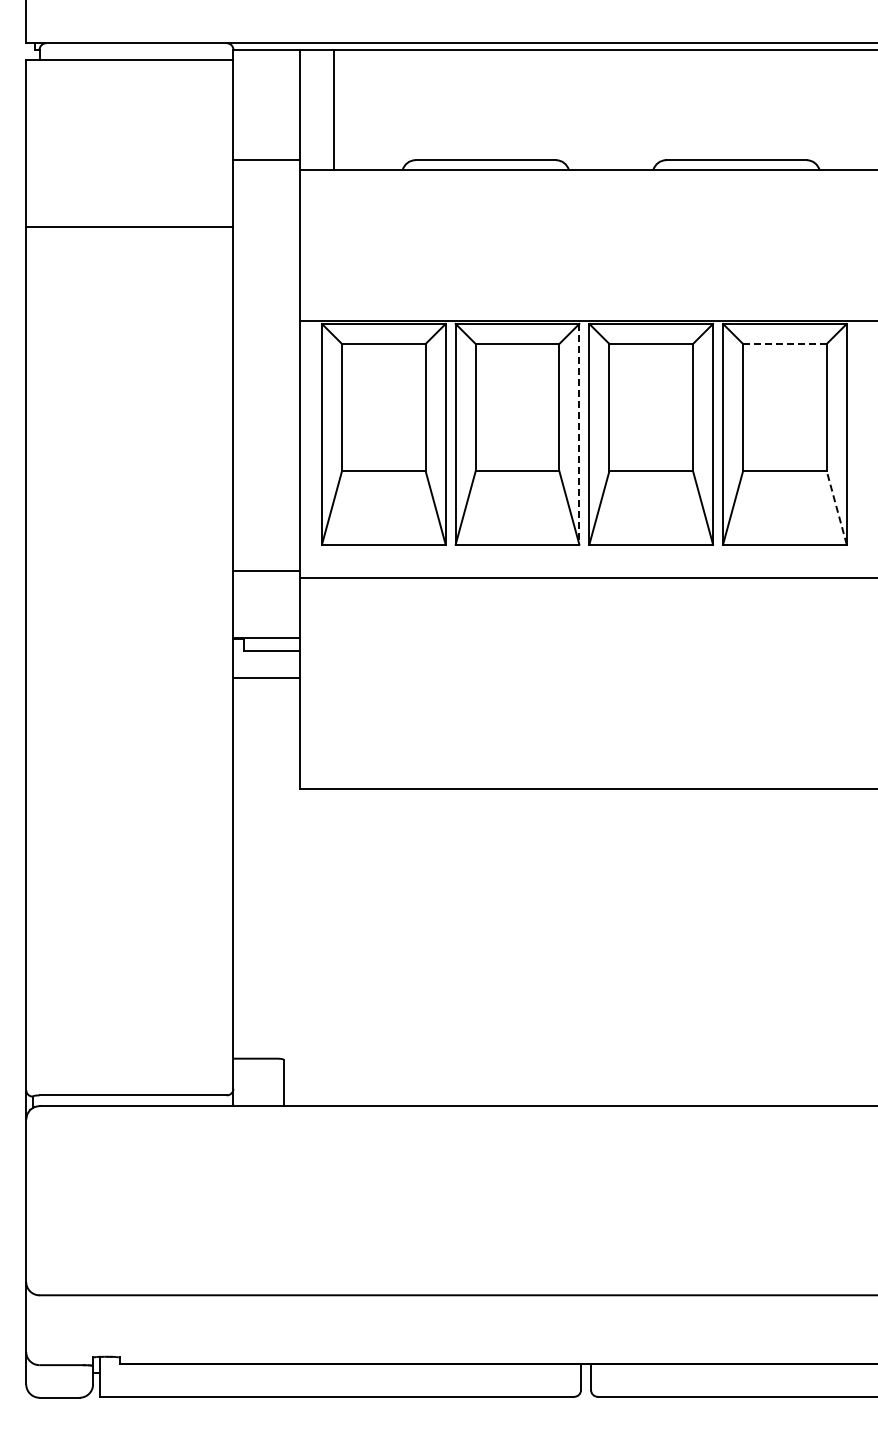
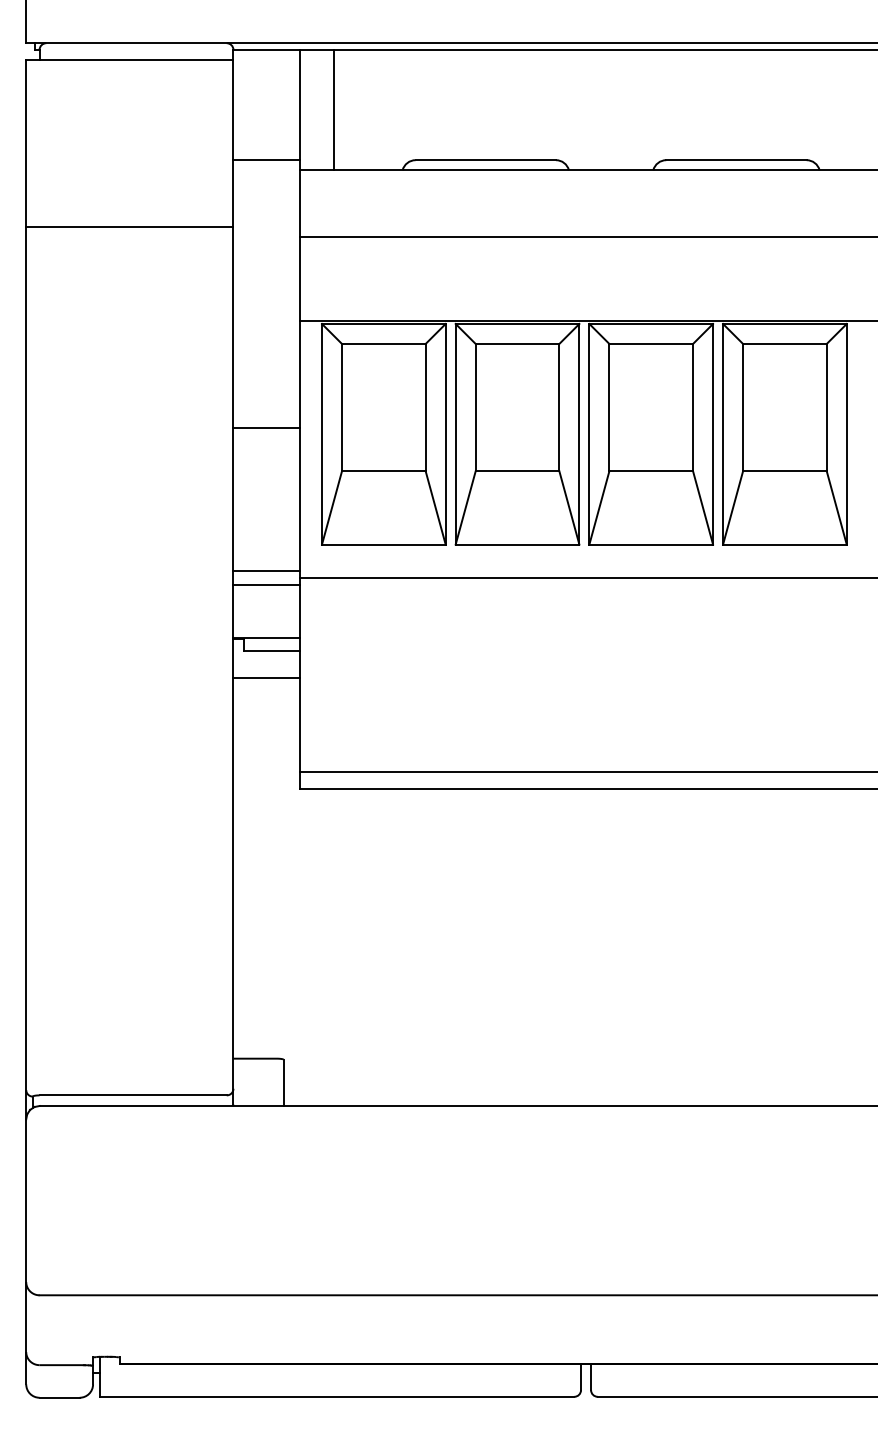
line: none -> present (587, 237)
line: dashed -> solid (784, 344)
line: none -> present (266, 427)
line: dashed -> solid (579, 434)
line: dashed -> solid (836, 507)
line: none -> present (266, 584)
line: none -> present (587, 771)
